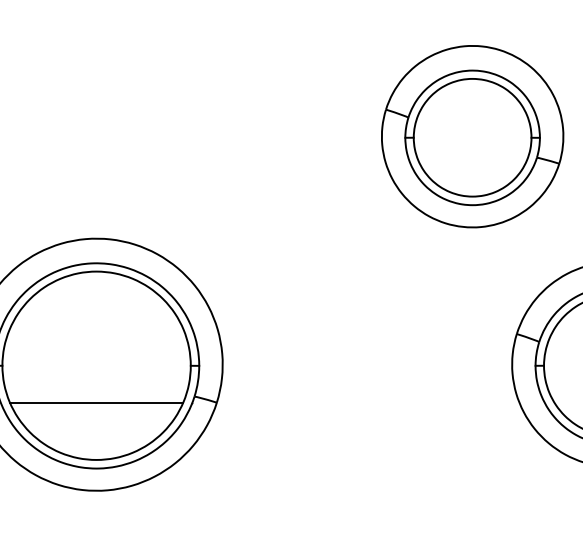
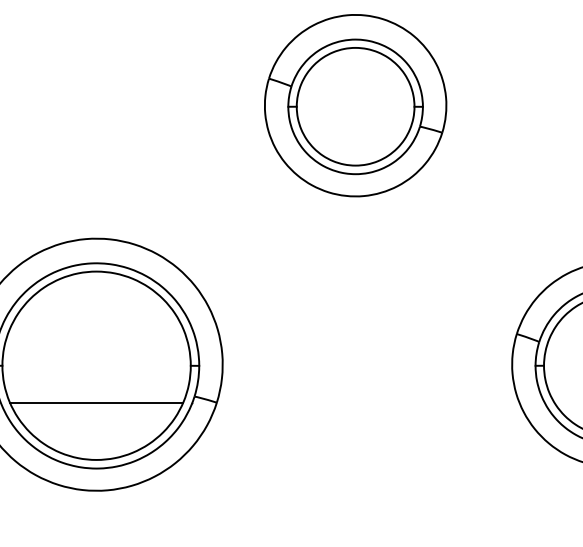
part position: (472, 136) -> (355, 105) (355, 105)
